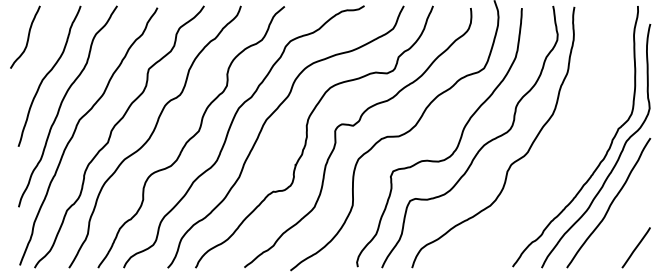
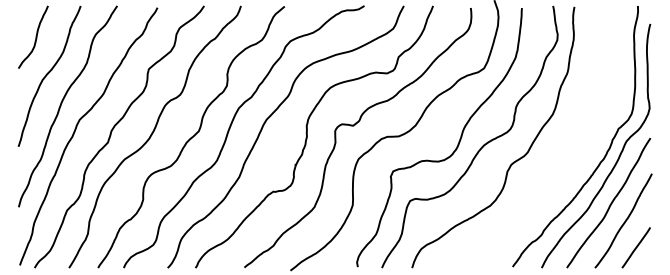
curve position: (27, 36) -> (35, 36) (35, 36)
curve: none -> present (624, 221)
